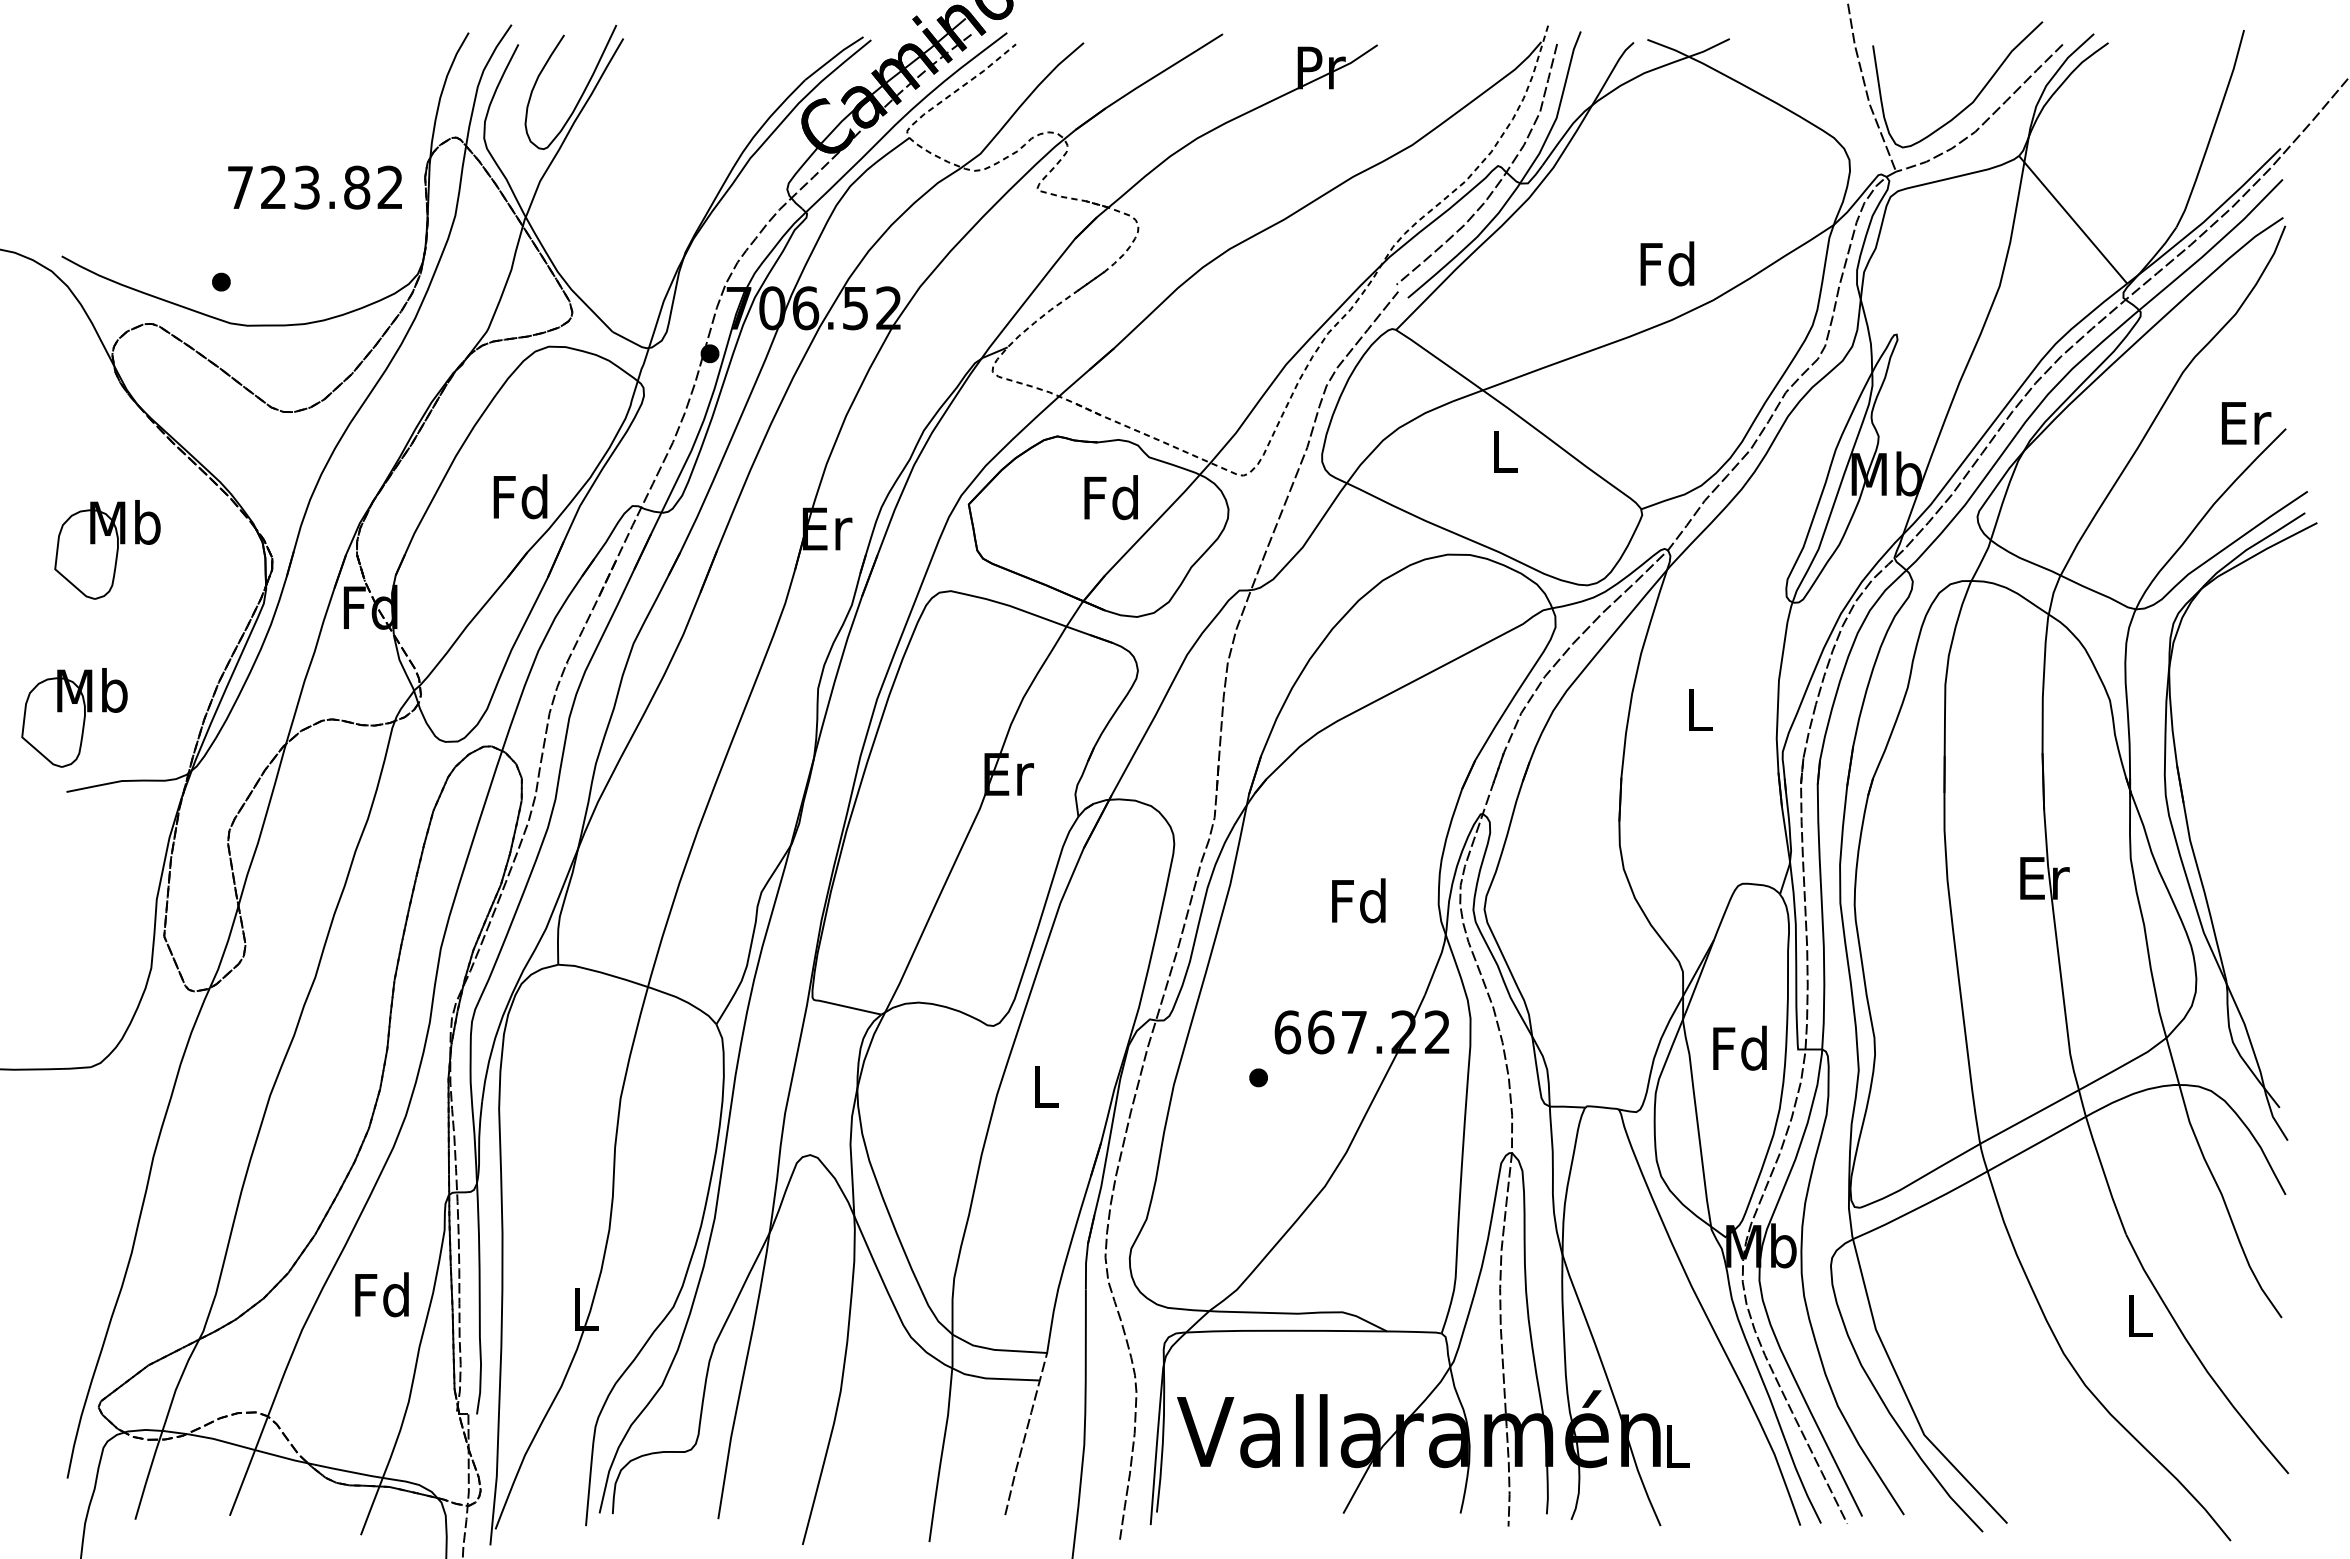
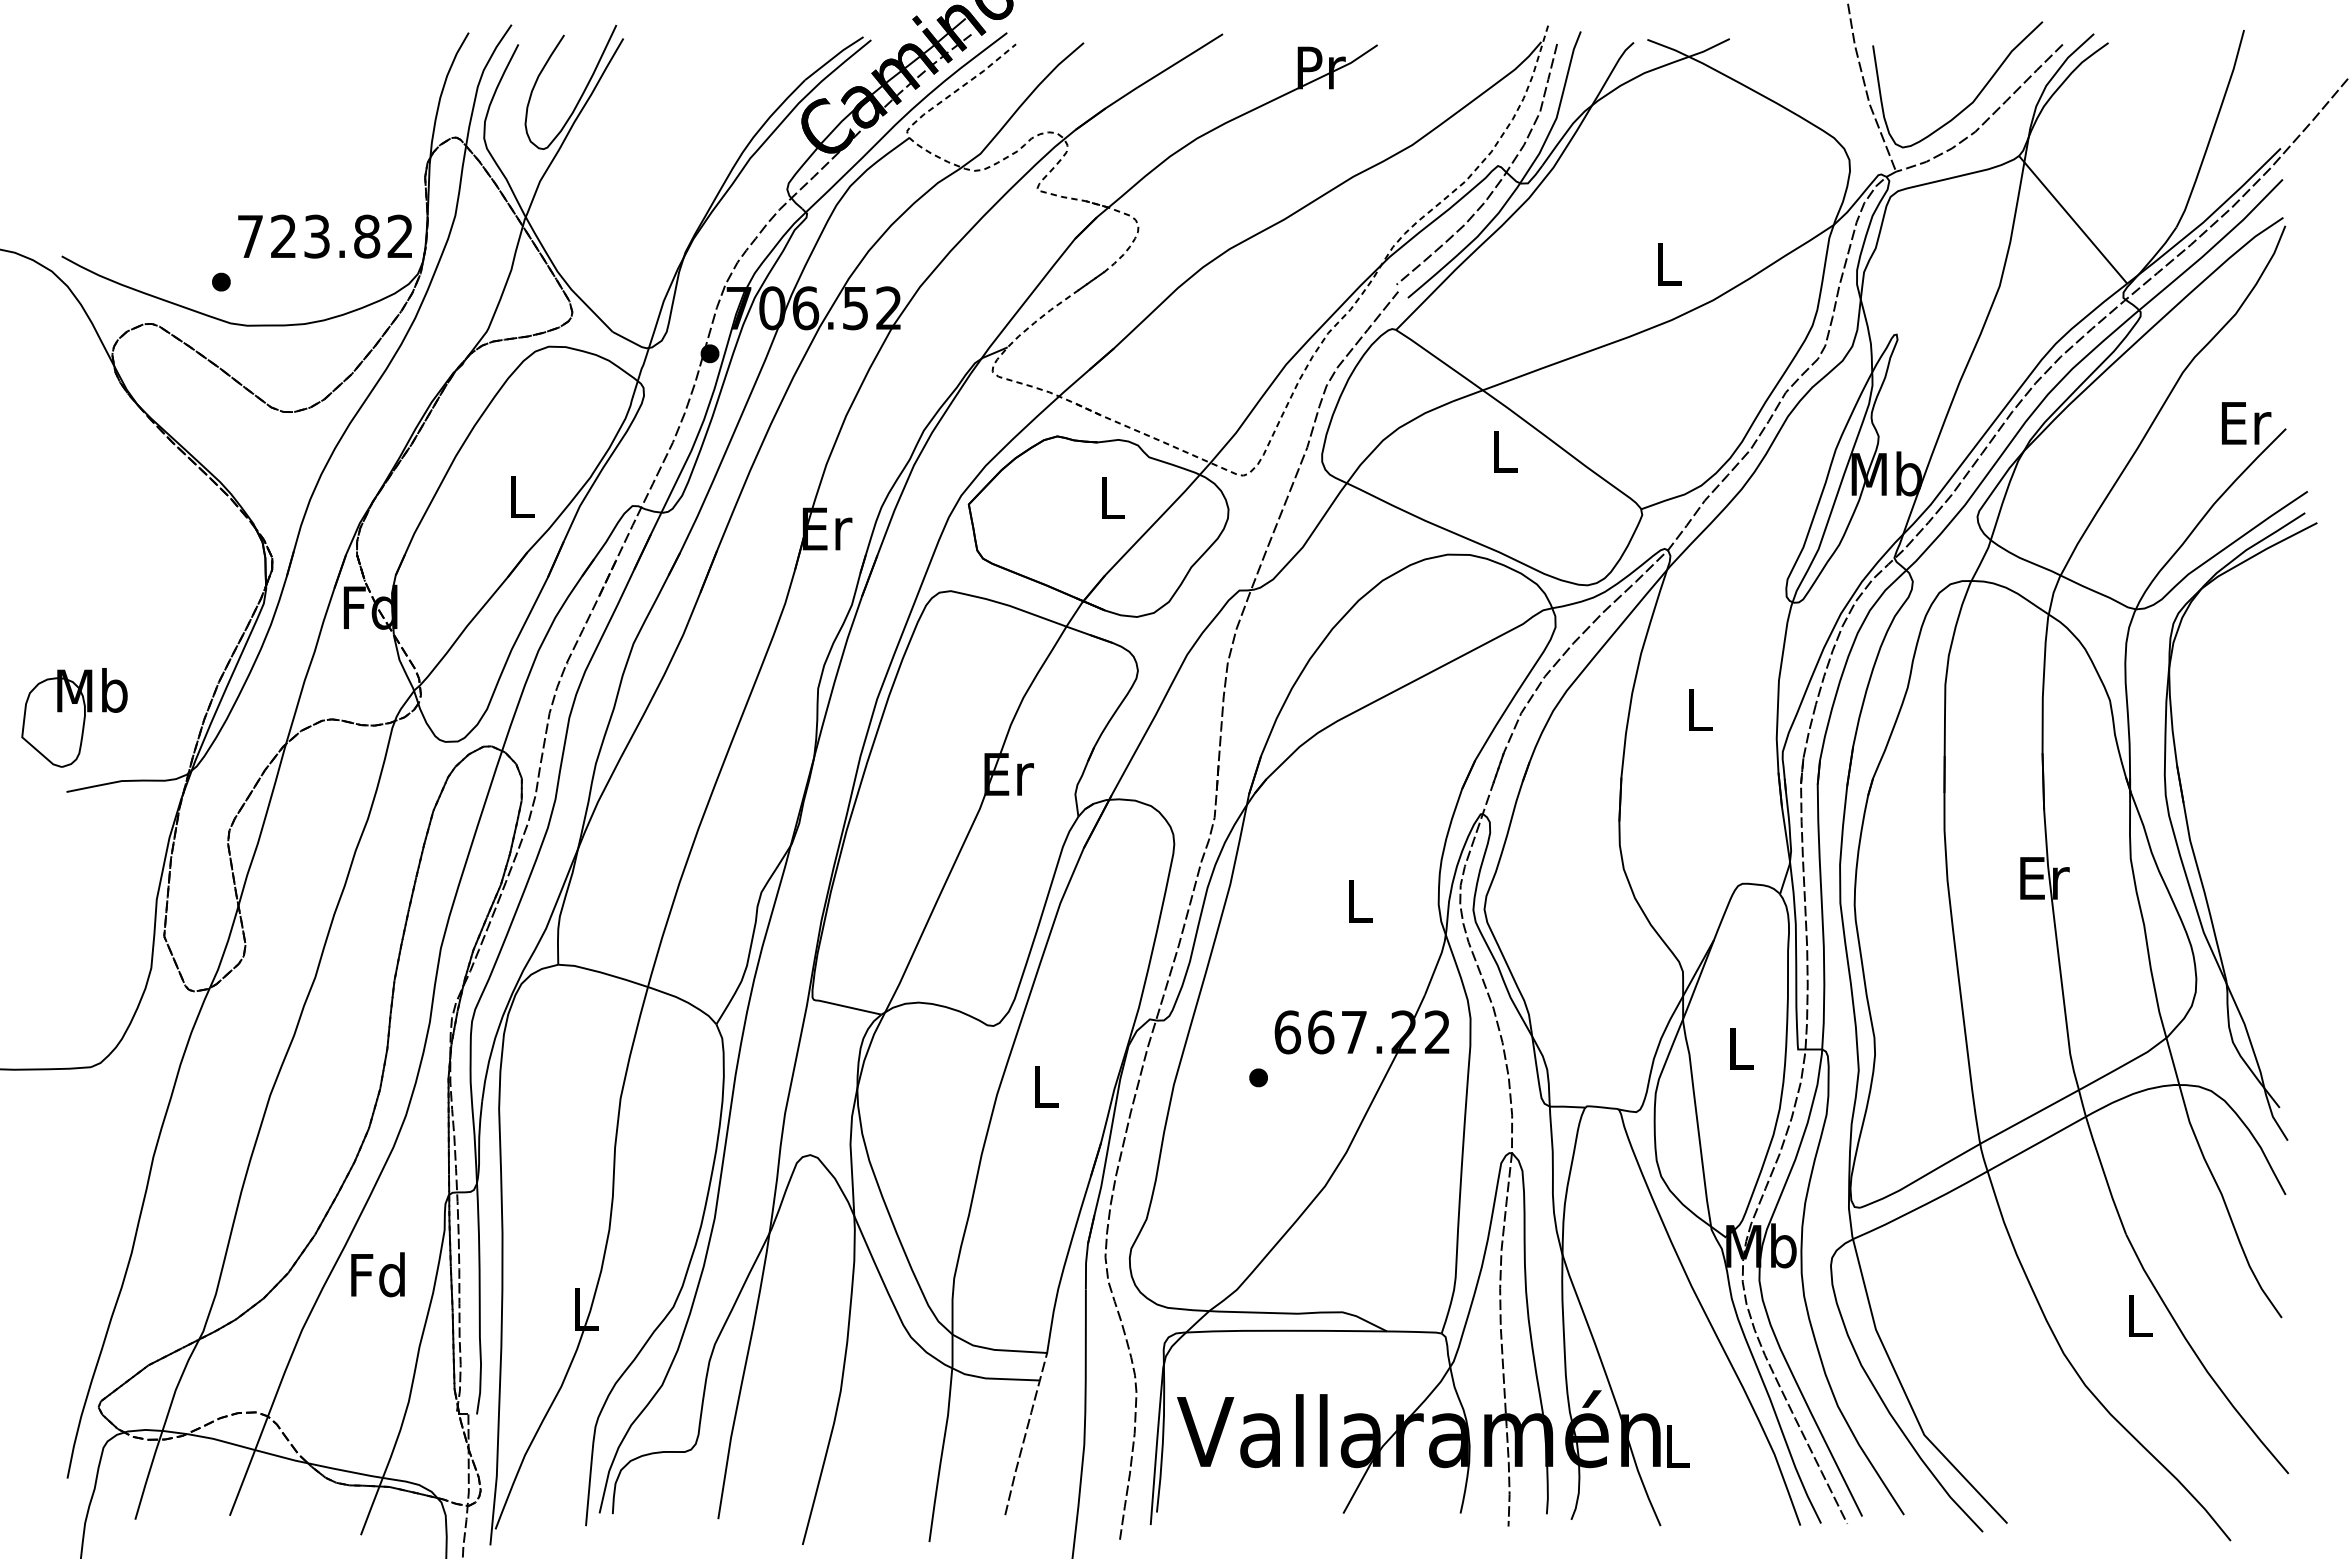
text position: (314, 187) -> (324, 236) (324, 236)
text: Fd -> L (1667, 263)
text: Fd -> L (520, 496)
text: Fd -> L (1110, 497)
part: present -> none (107, 549)
text: Fd -> L (1358, 900)
text: Fd -> L (1739, 1047)
text position: (381, 1294) -> (377, 1274) (377, 1274)
